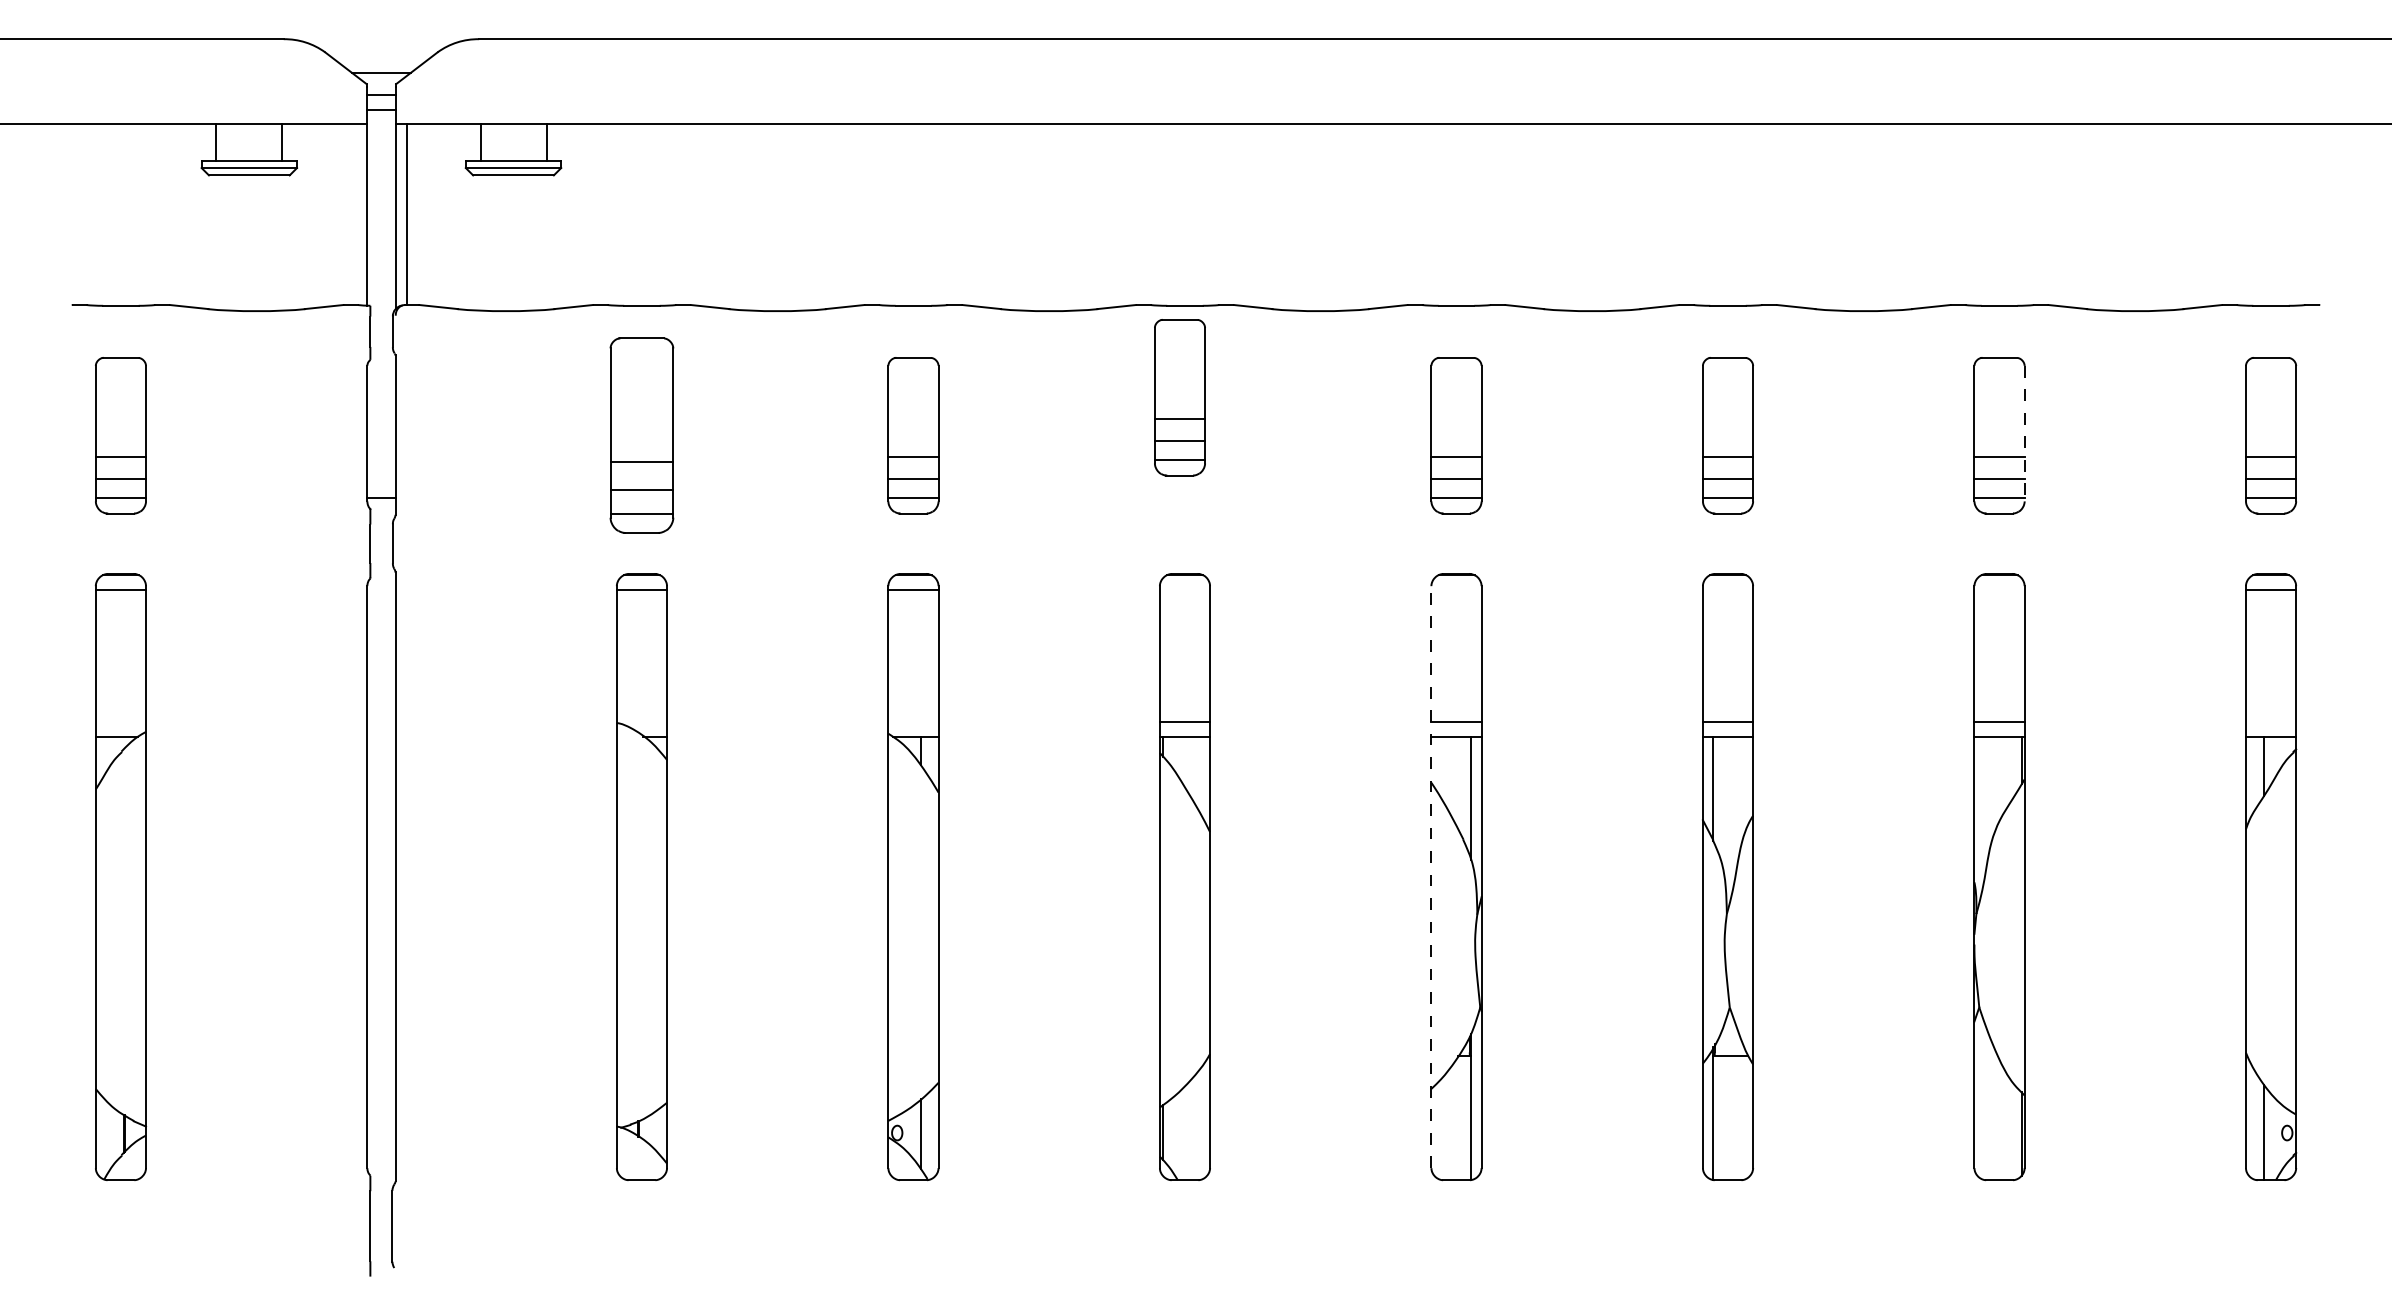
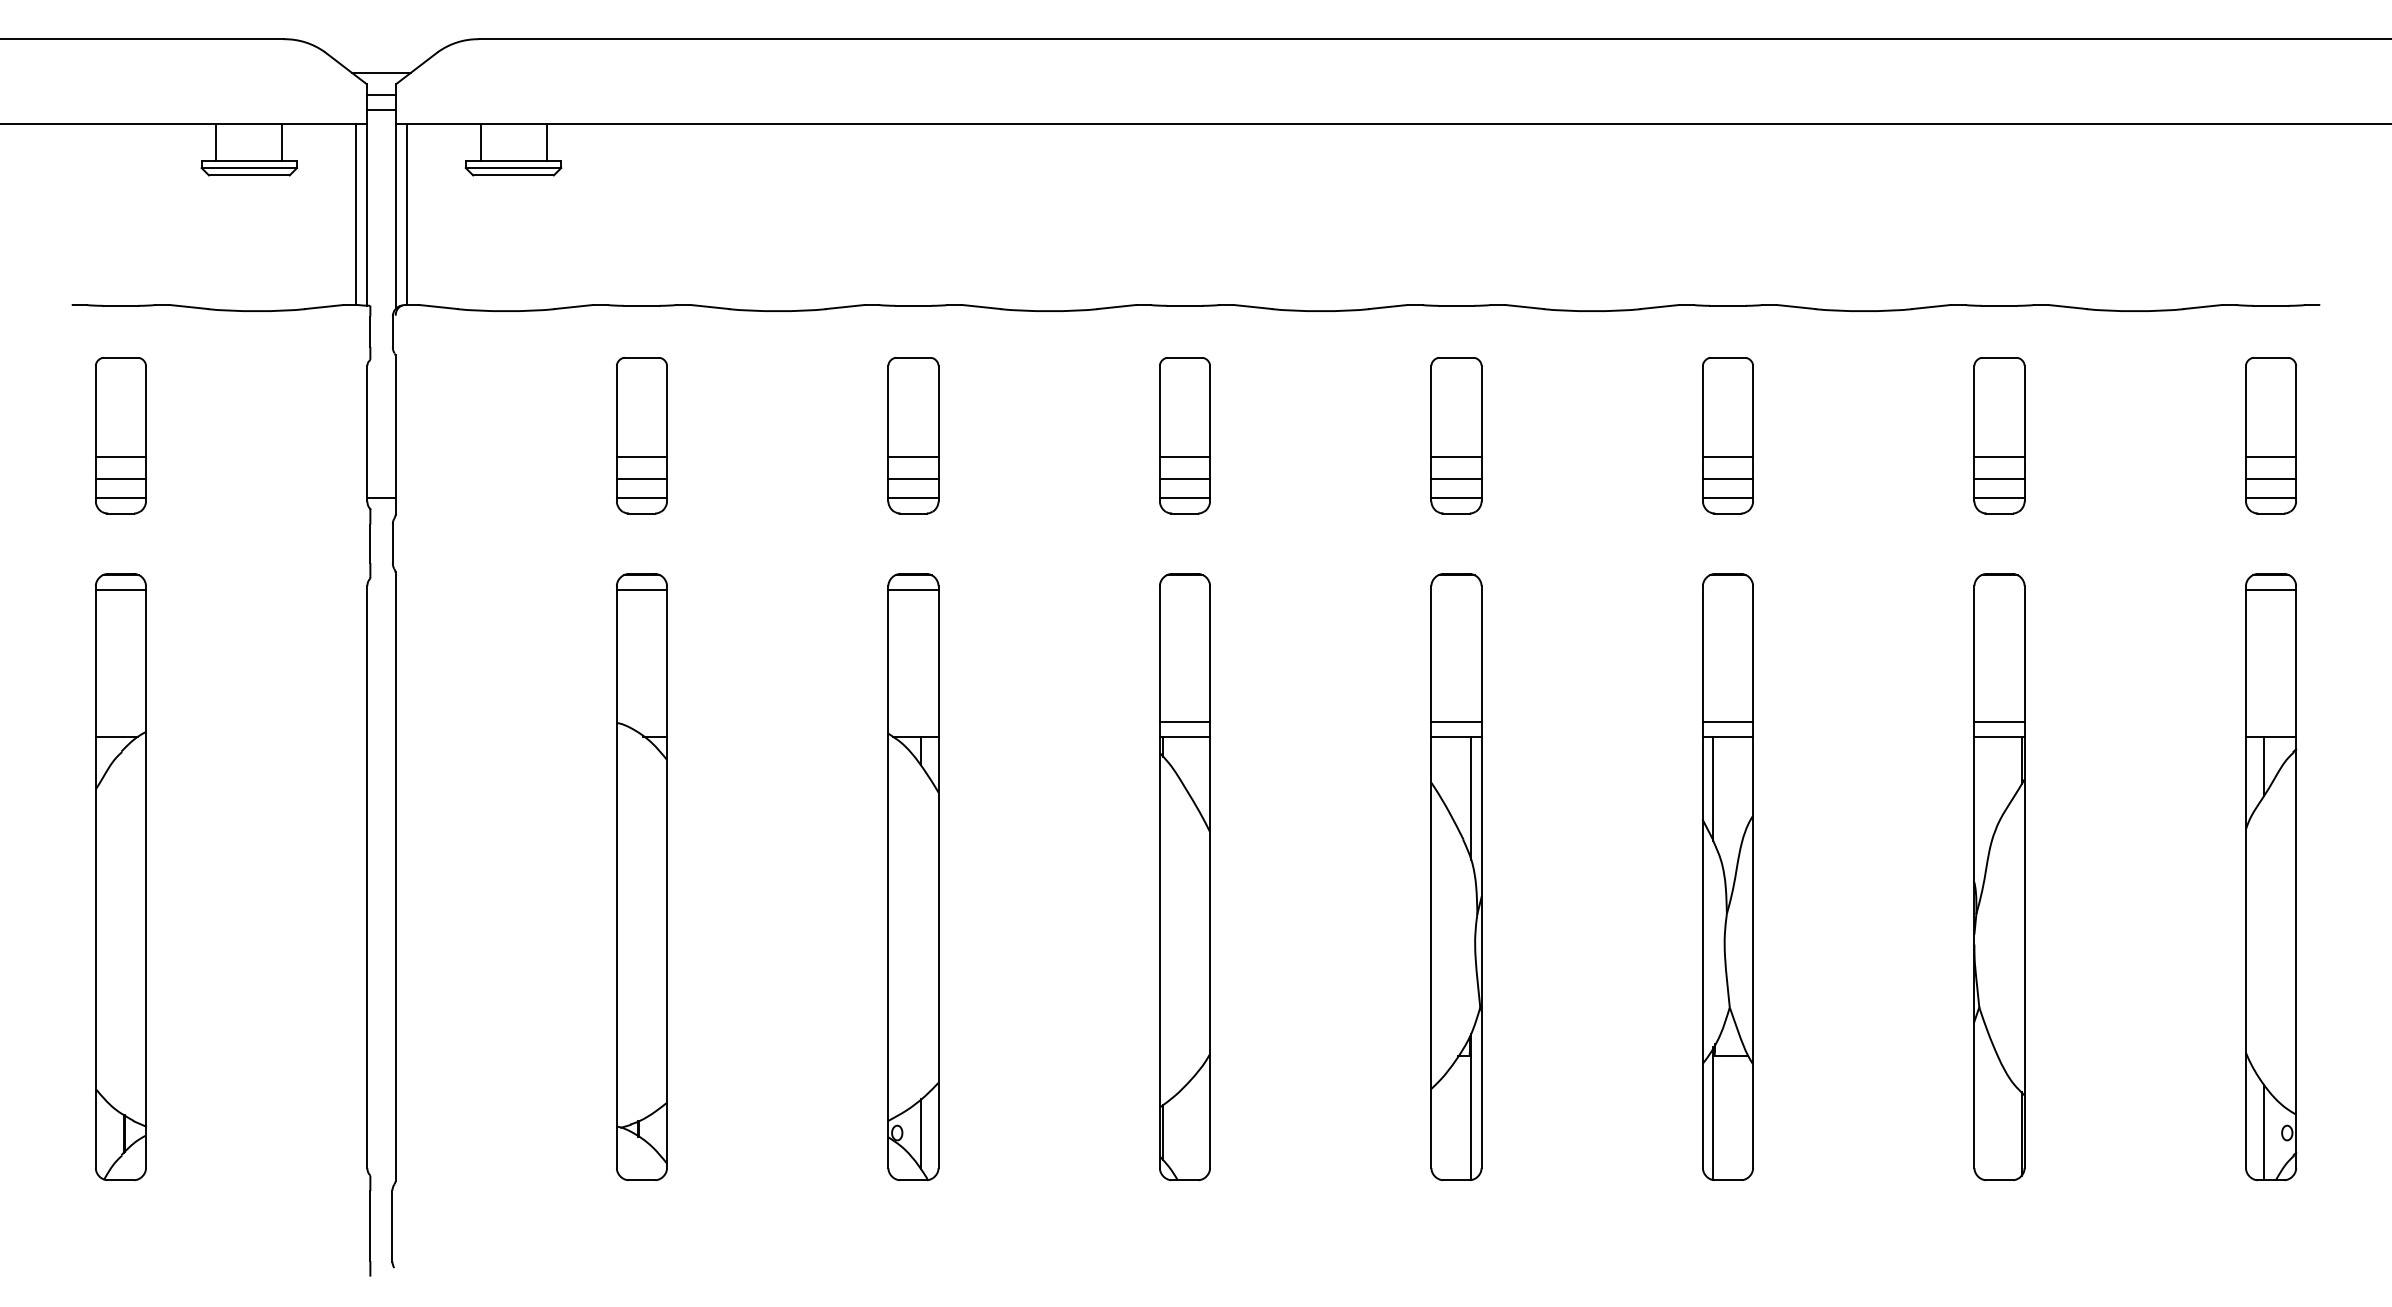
line: none -> present (355, 214)
part position: (1179, 397) -> (1184, 435) (1184, 435)
line: dashed -> solid (2024, 433)
part size: 66x197 px -> 52x158 px (641, 435)
line: dashed -> solid (1431, 876)
